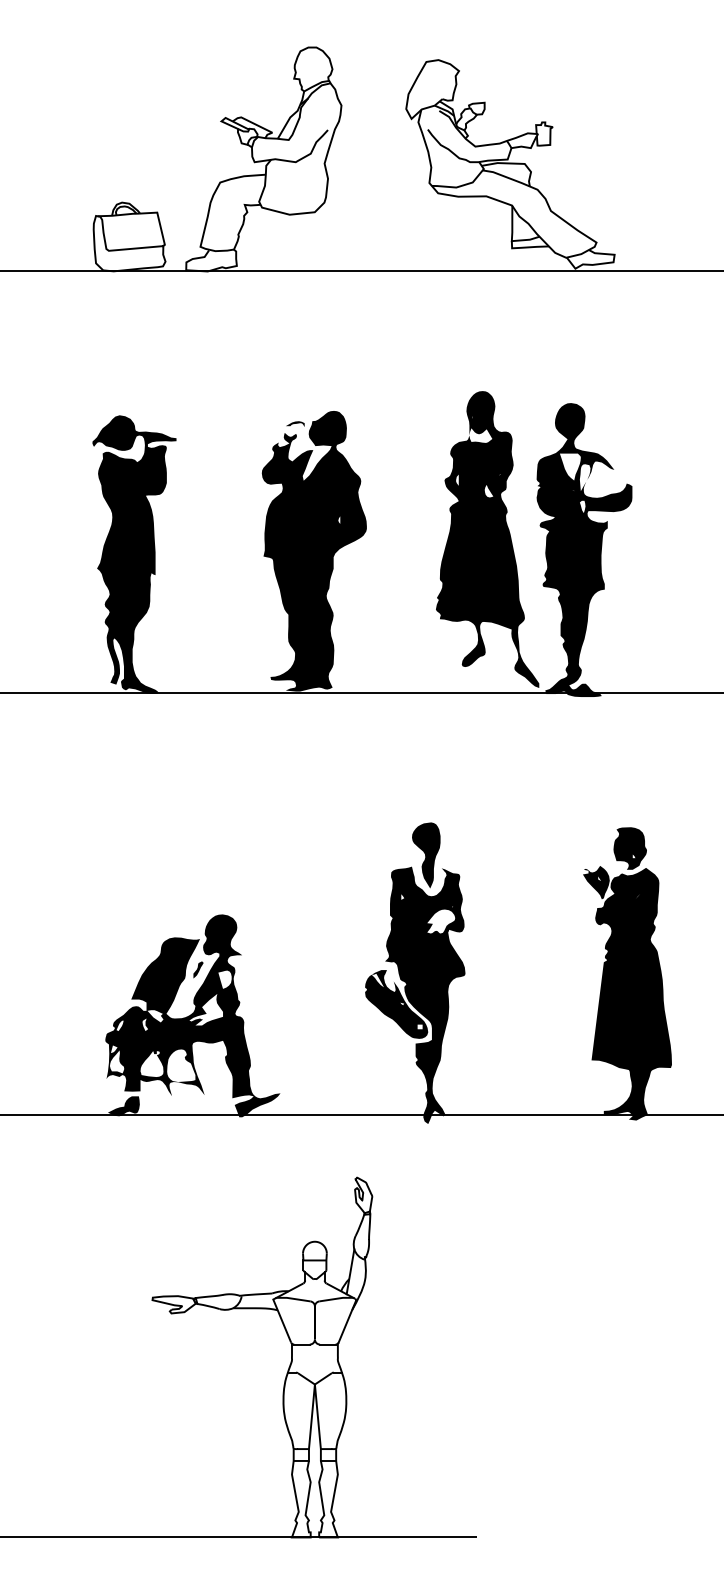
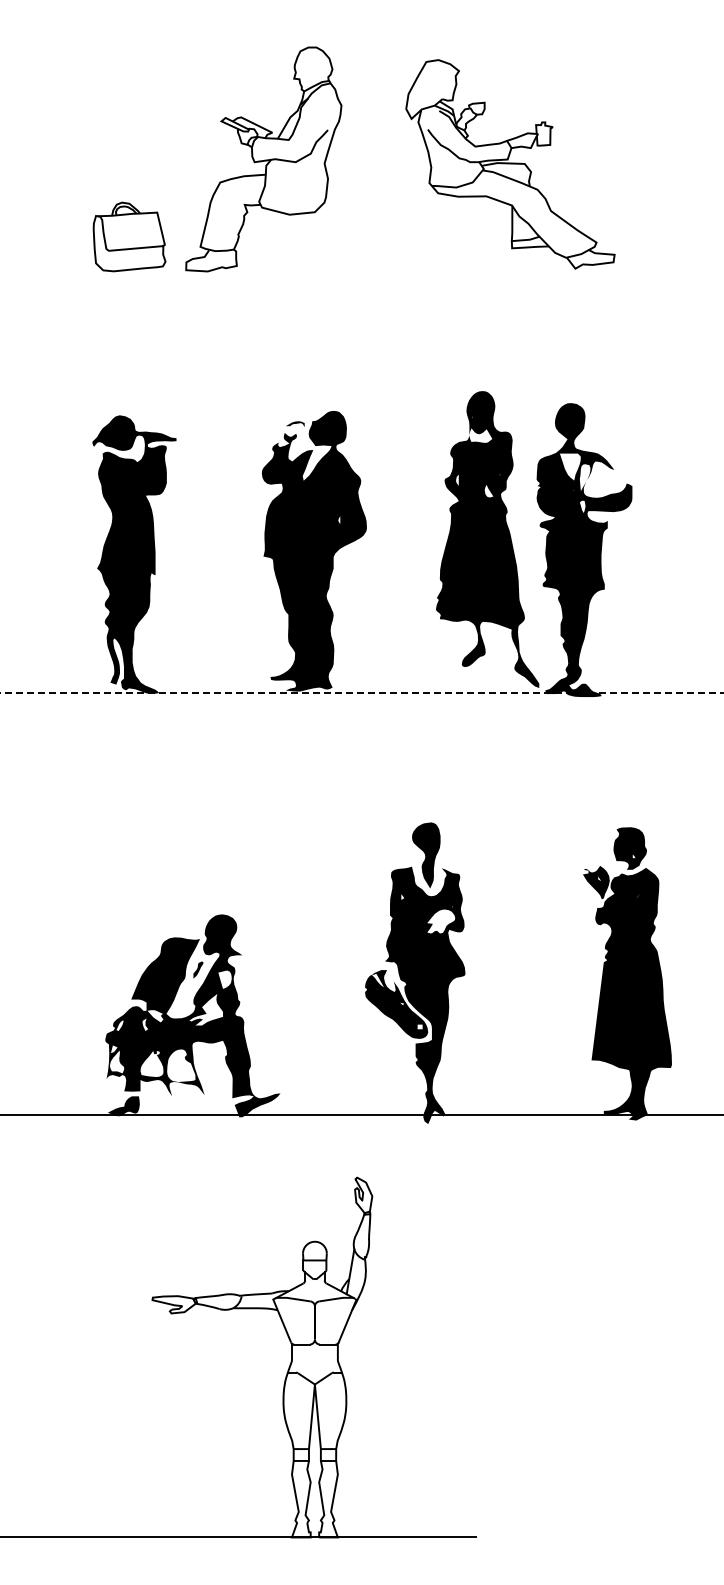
line: present -> none (361, 270)
line: solid -> dashed (362, 693)
